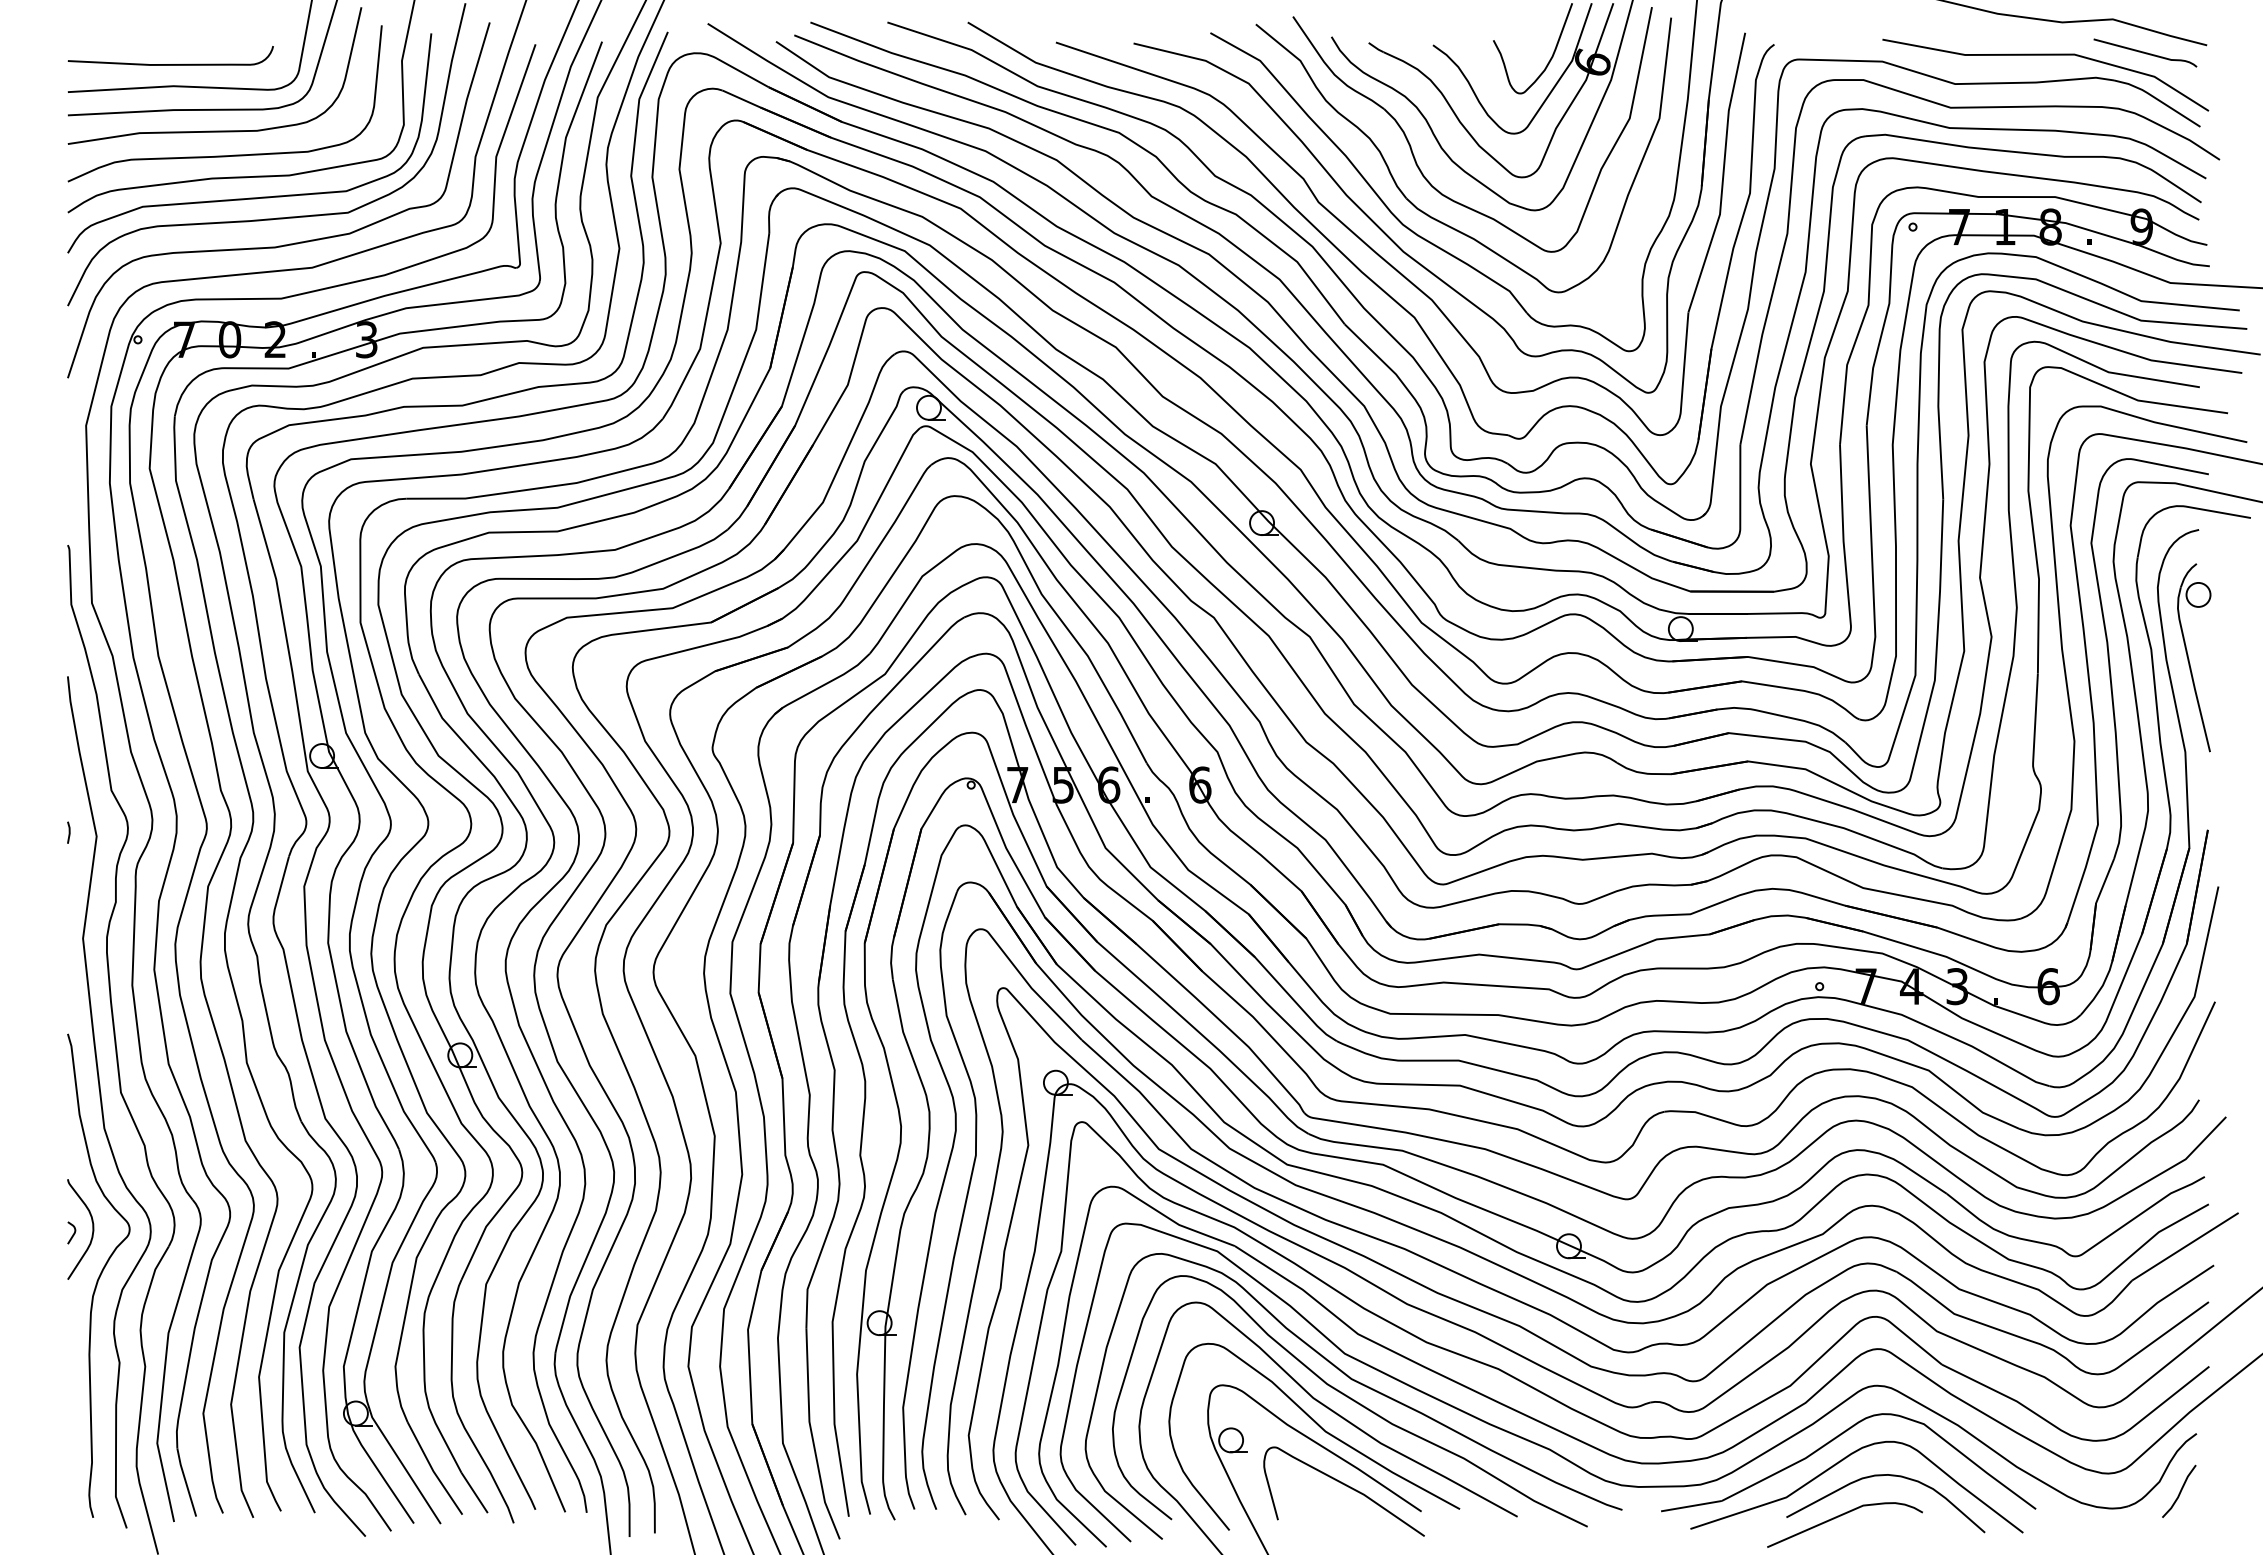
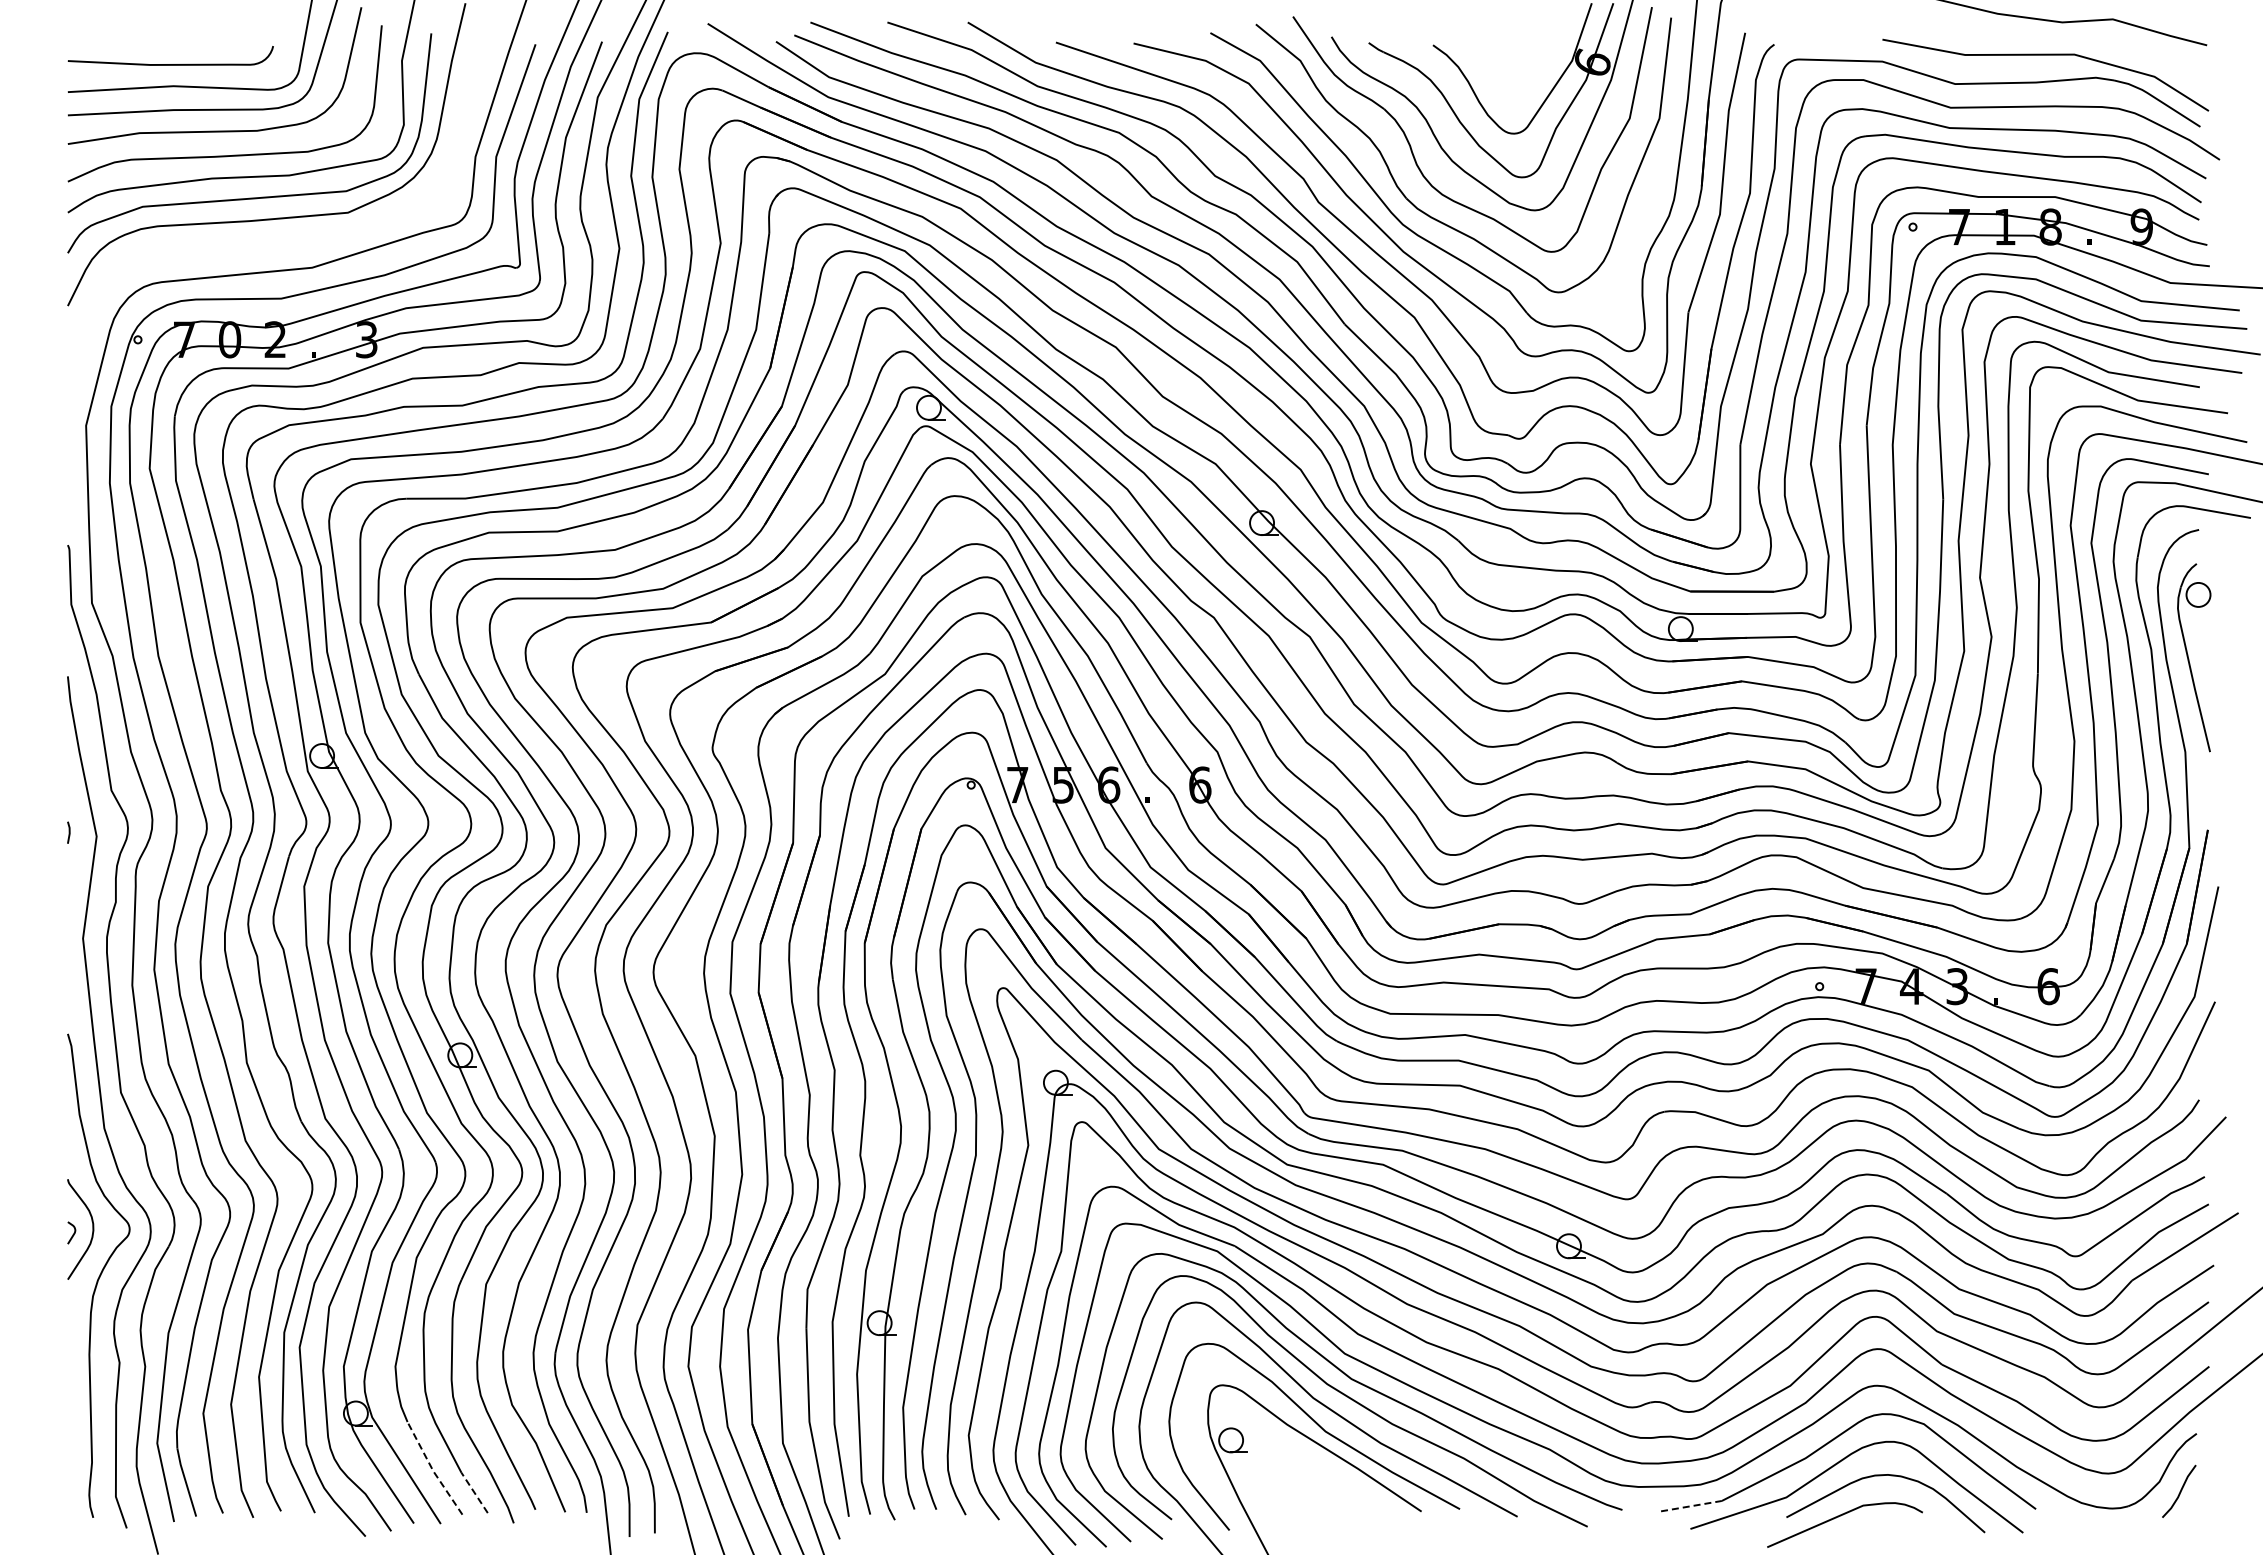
curve: present -> none (2145, 52)
curve: present -> none (1549, 59)
curve: present -> none (289, 243)
line: solid -> dashed (433, 1470)
curve: present -> none (1346, 1486)
line: solid -> dashed (474, 1492)
line: solid -> dashed (1691, 1506)
